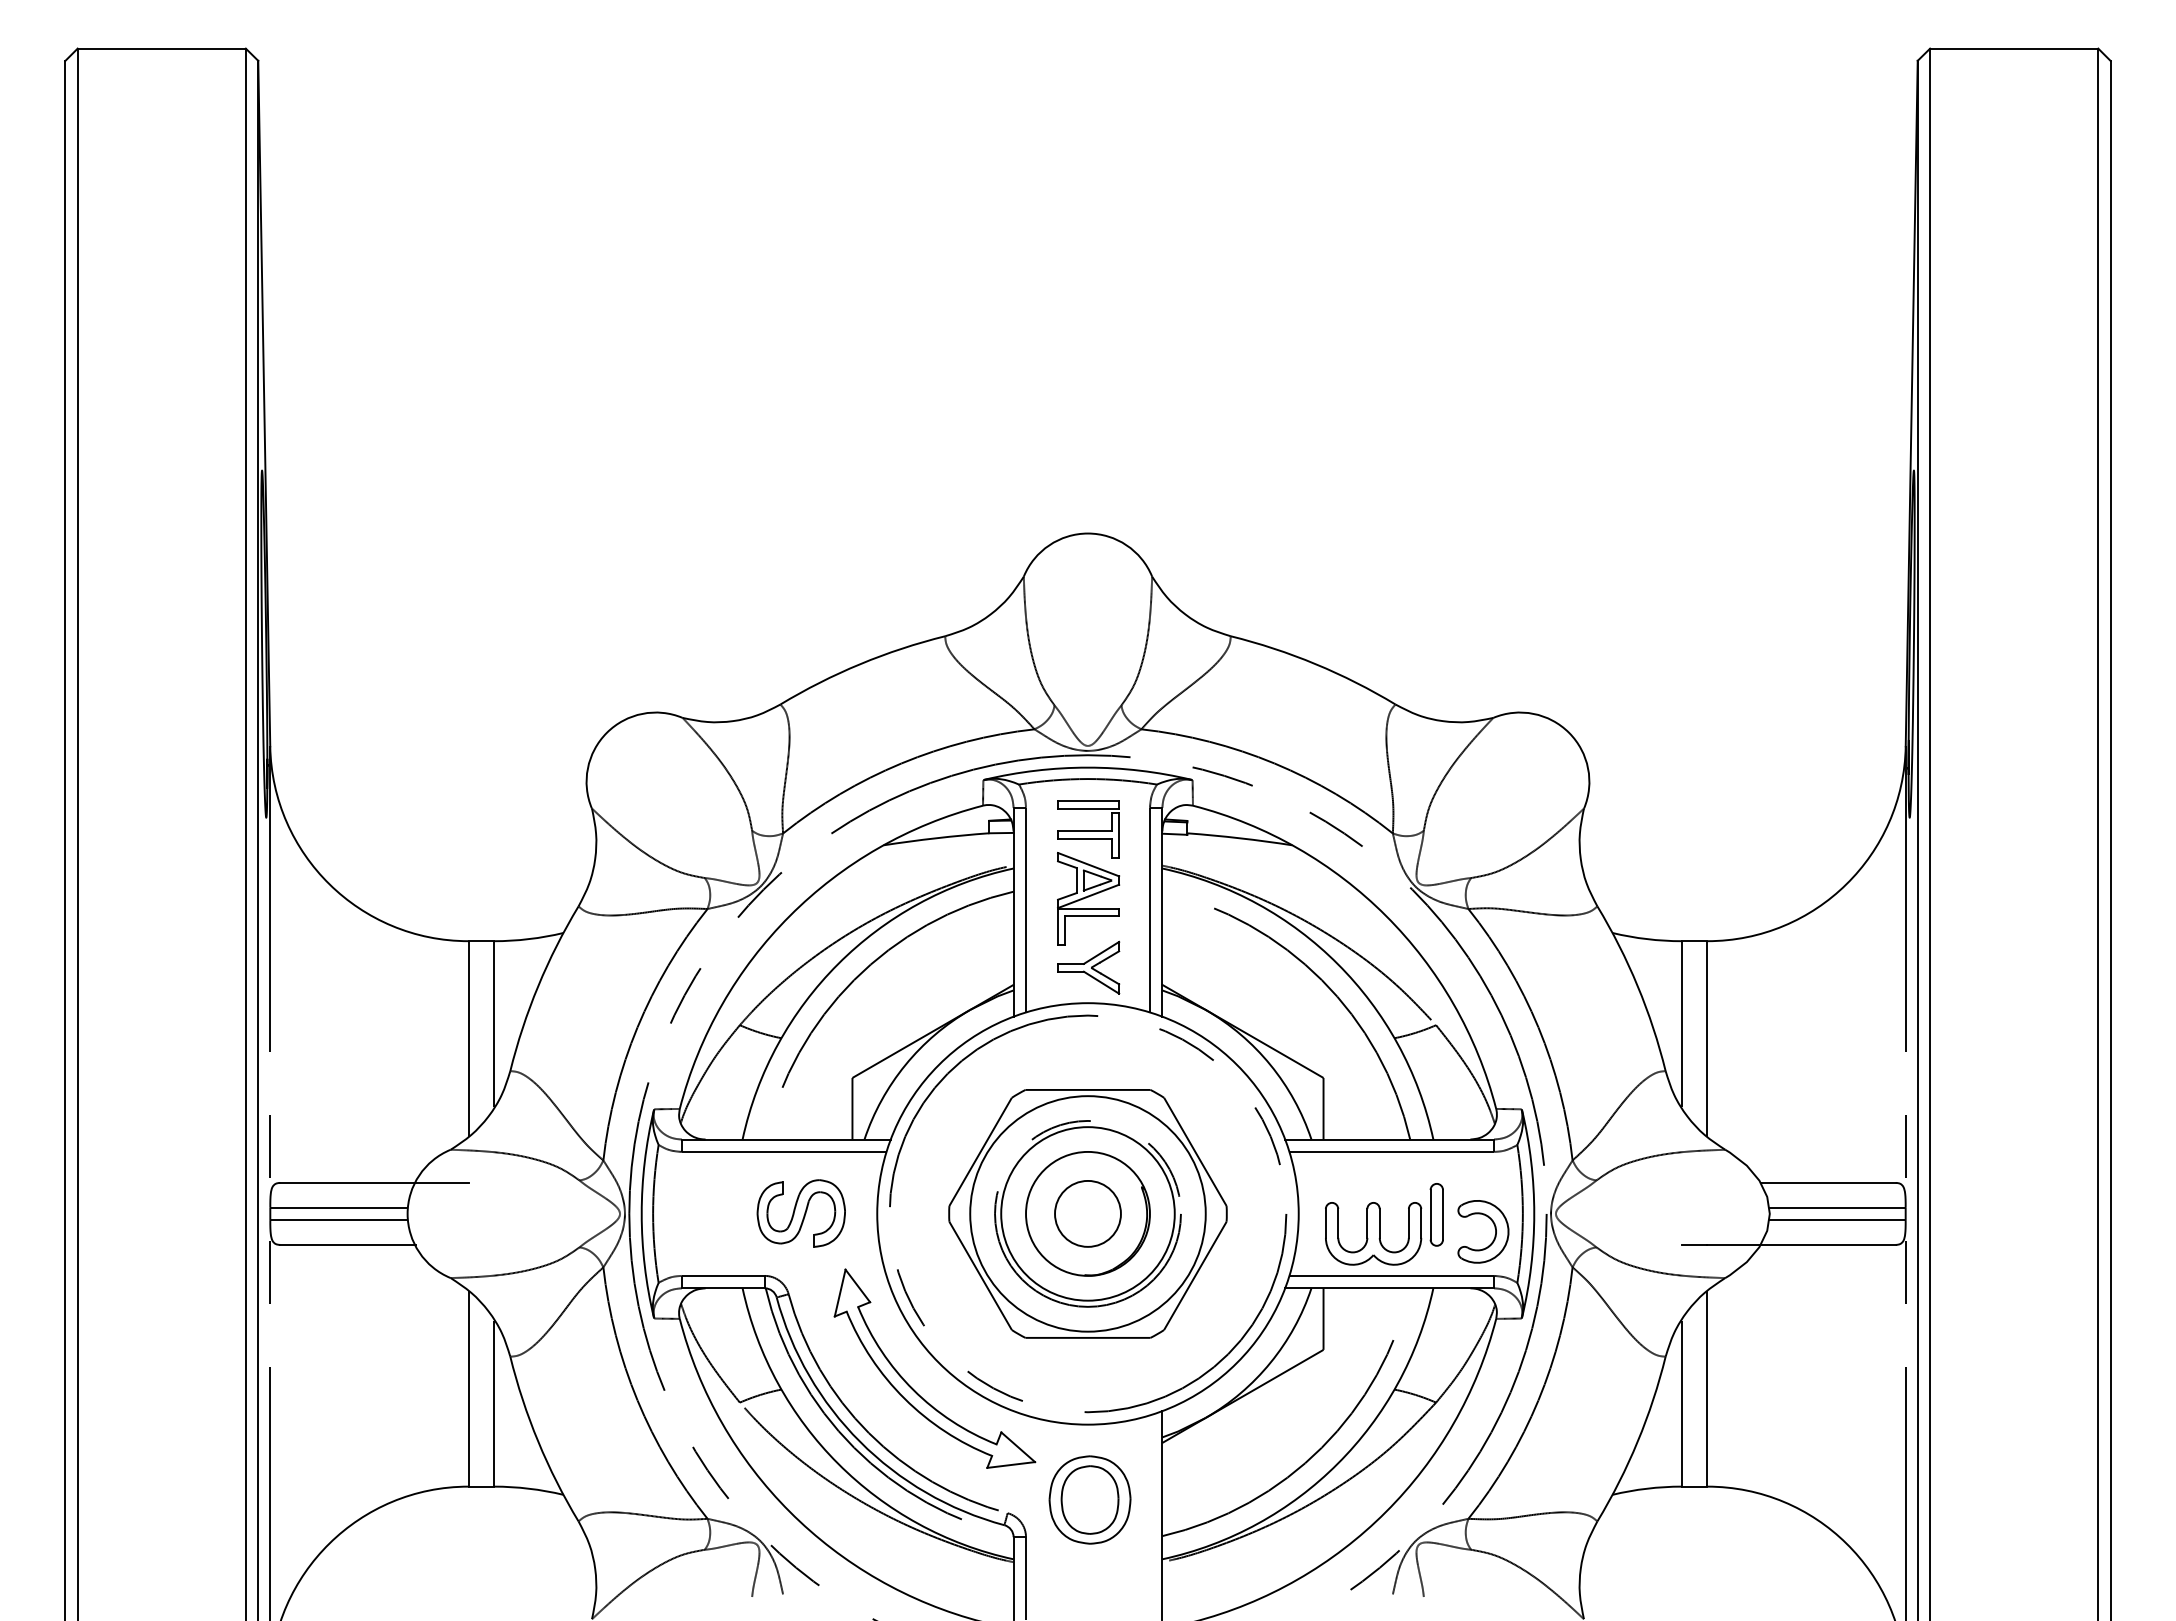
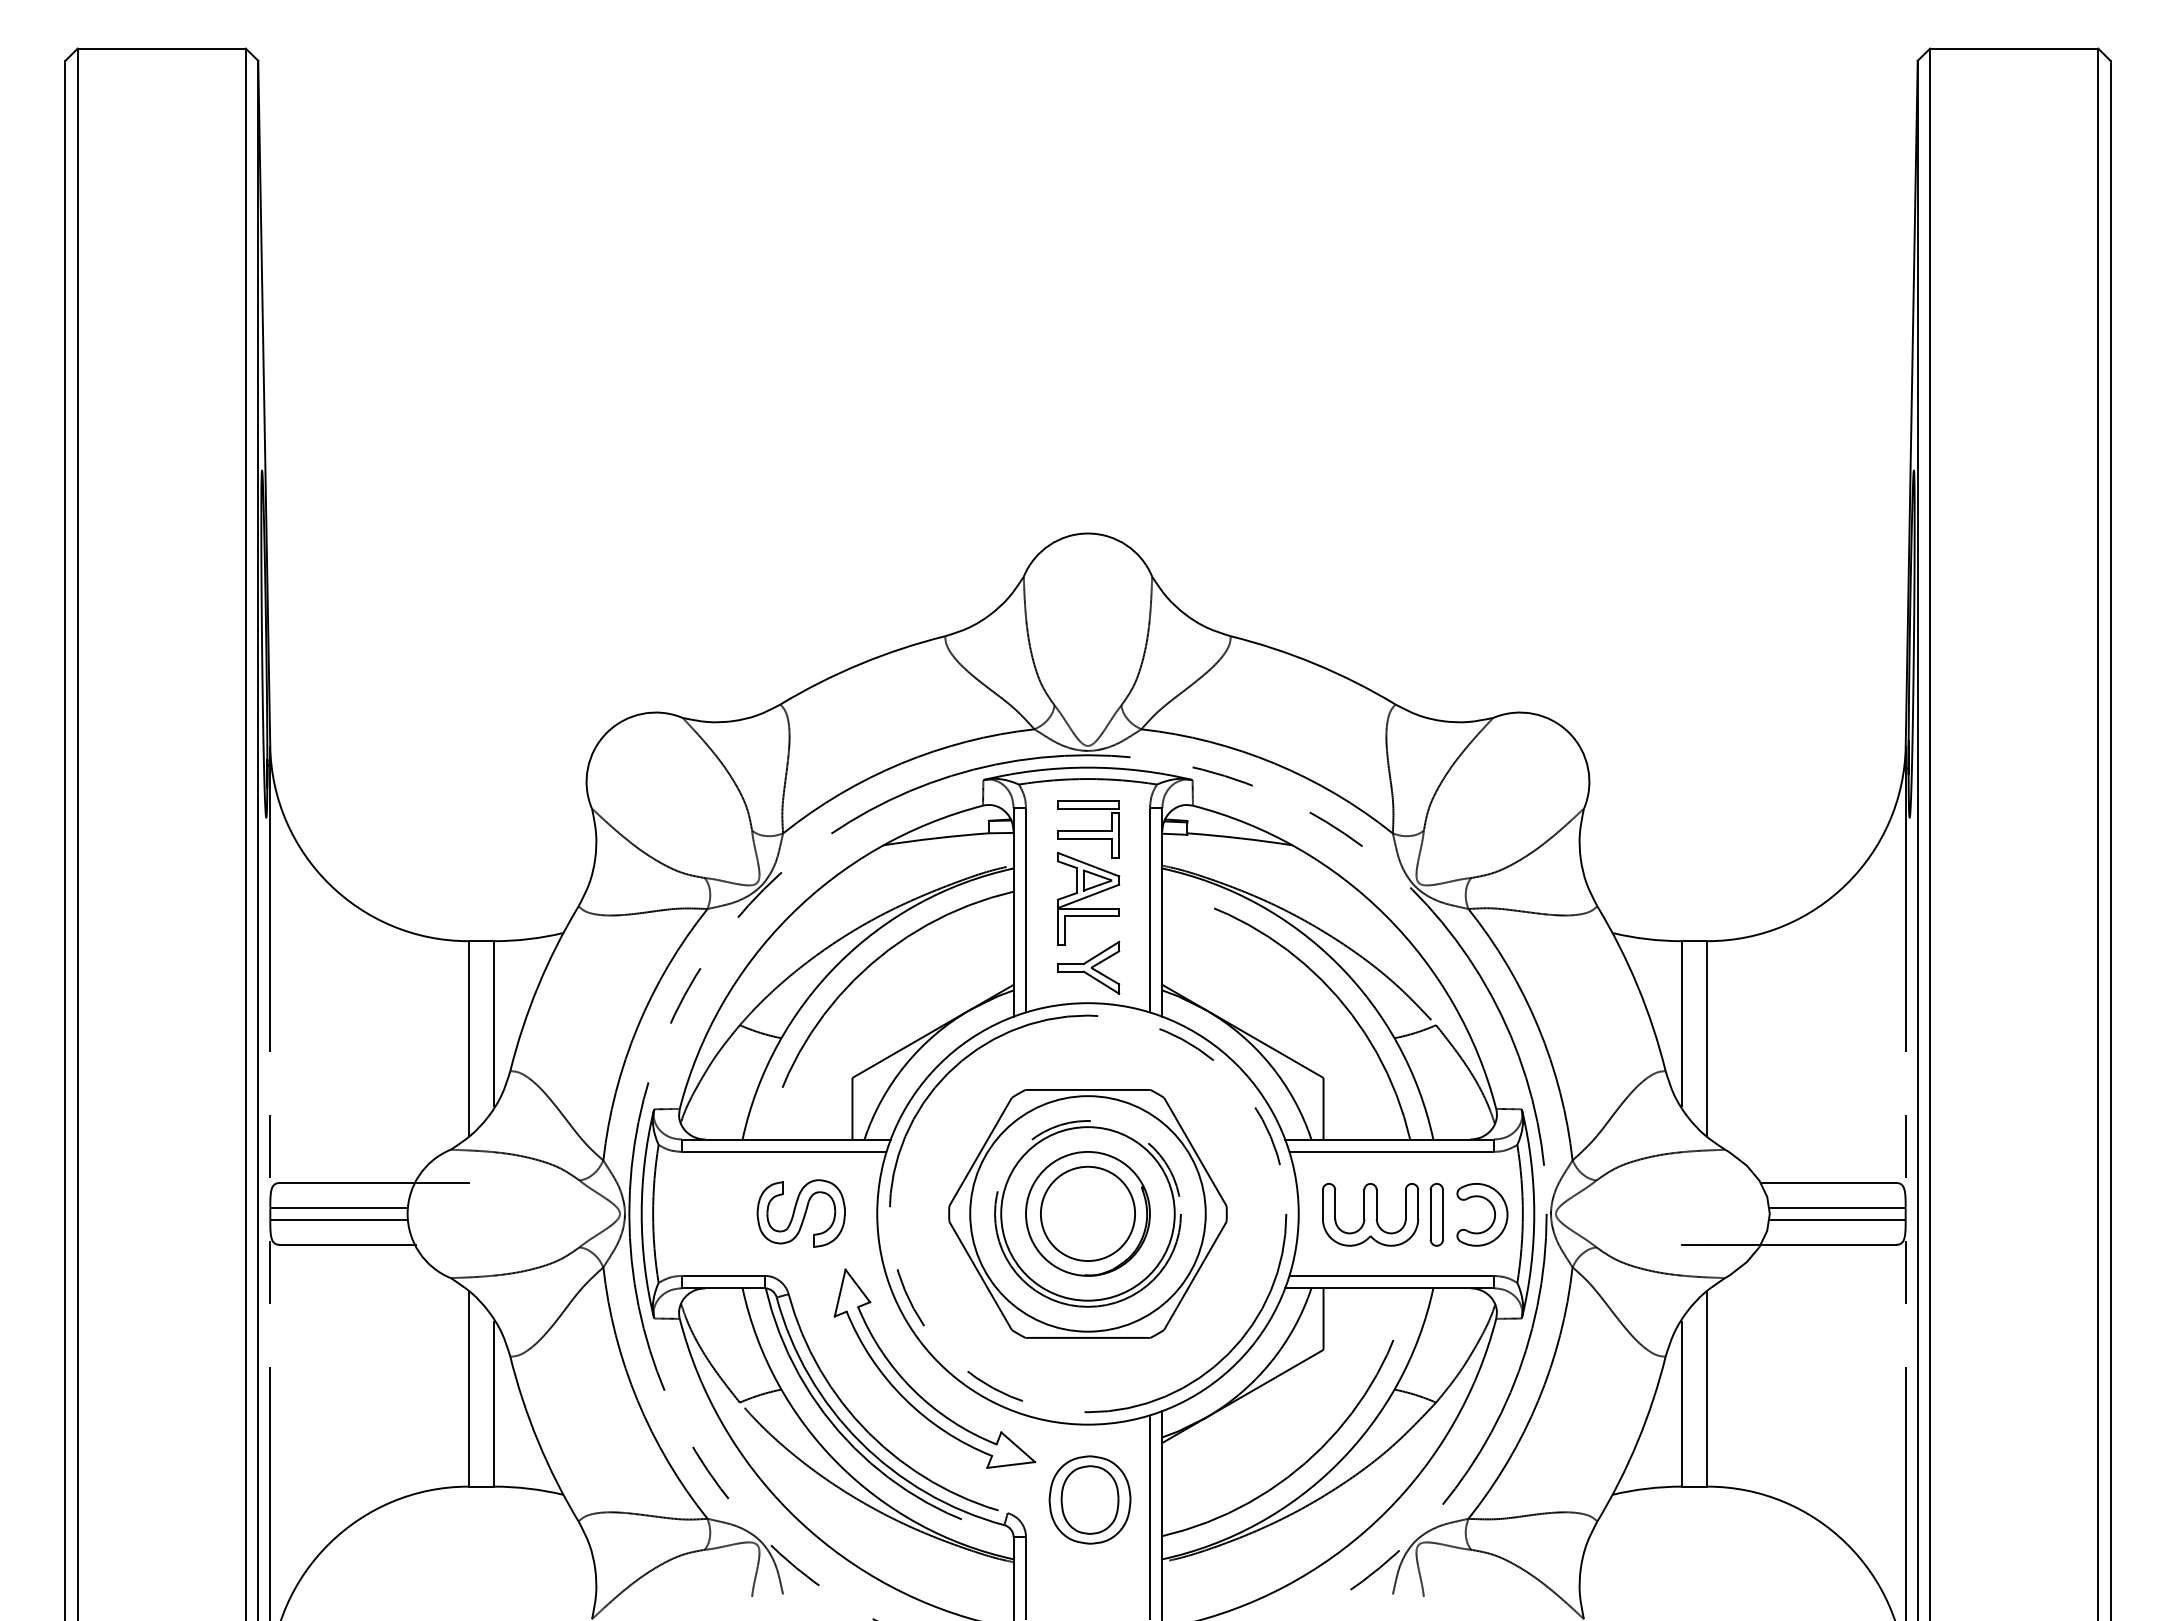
circle diameter: 66 px -> 94 px (1087, 1213)
part position: (1494, 1228) -> (1493, 1211) (1493, 1211)
part position: (1373, 1233) -> (1370, 1214) (1370, 1214)
line: none -> present (1149, 1516)
